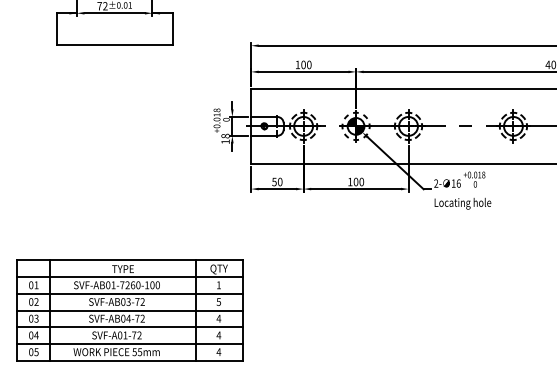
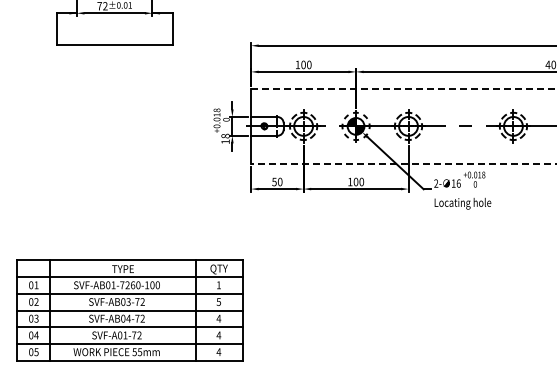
line: solid -> dashed (404, 88)
line: solid -> dashed (404, 164)
